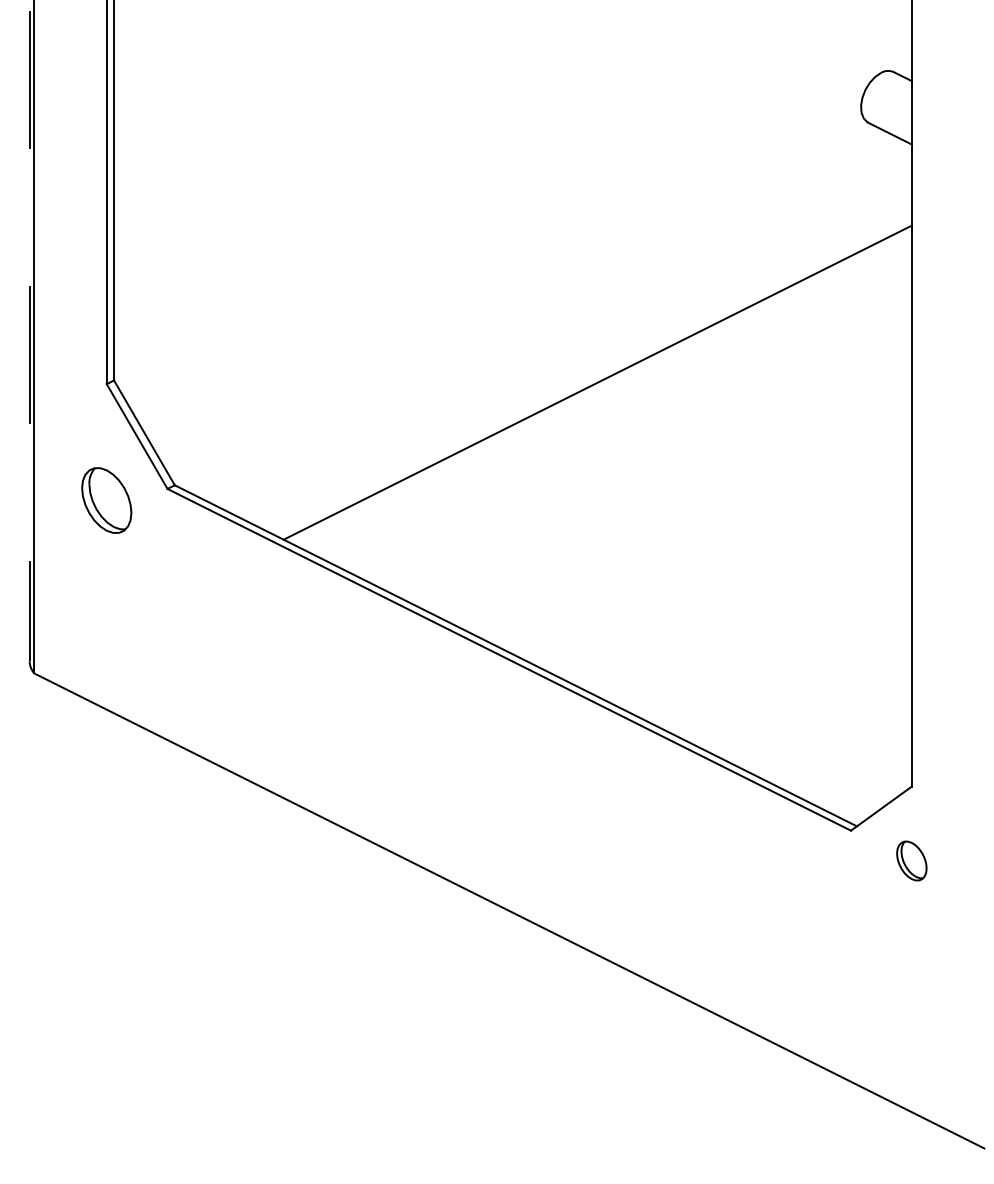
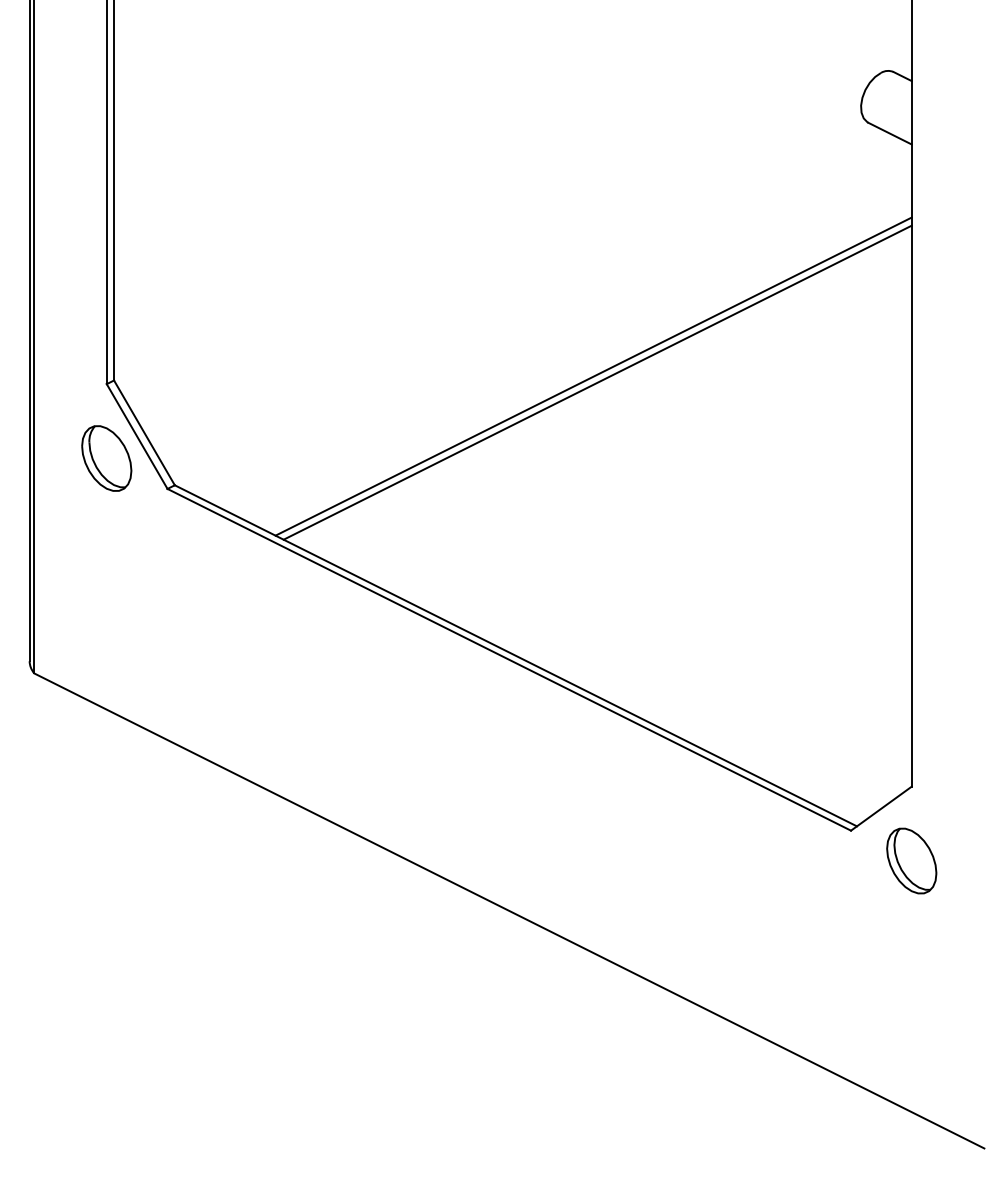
line: dashed -> solid (29, 331)
line: none -> present (593, 376)
part position: (106, 500) -> (106, 458) (106, 458)
part size: 32x42 px -> 52x68 px (911, 860)
